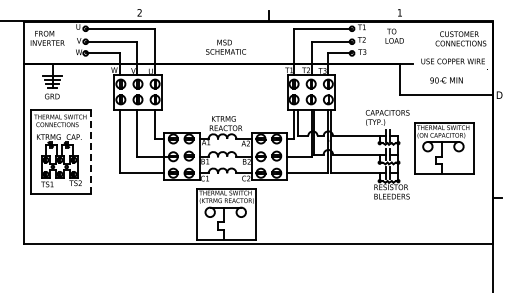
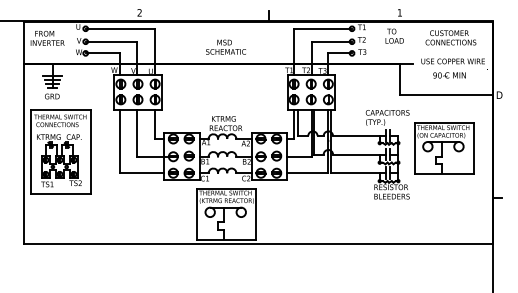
text position: (460, 38) -> (450, 37) (450, 37)
text position: (446, 80) -> (449, 75) (449, 75)
line: dashed -> solid (91, 151)
